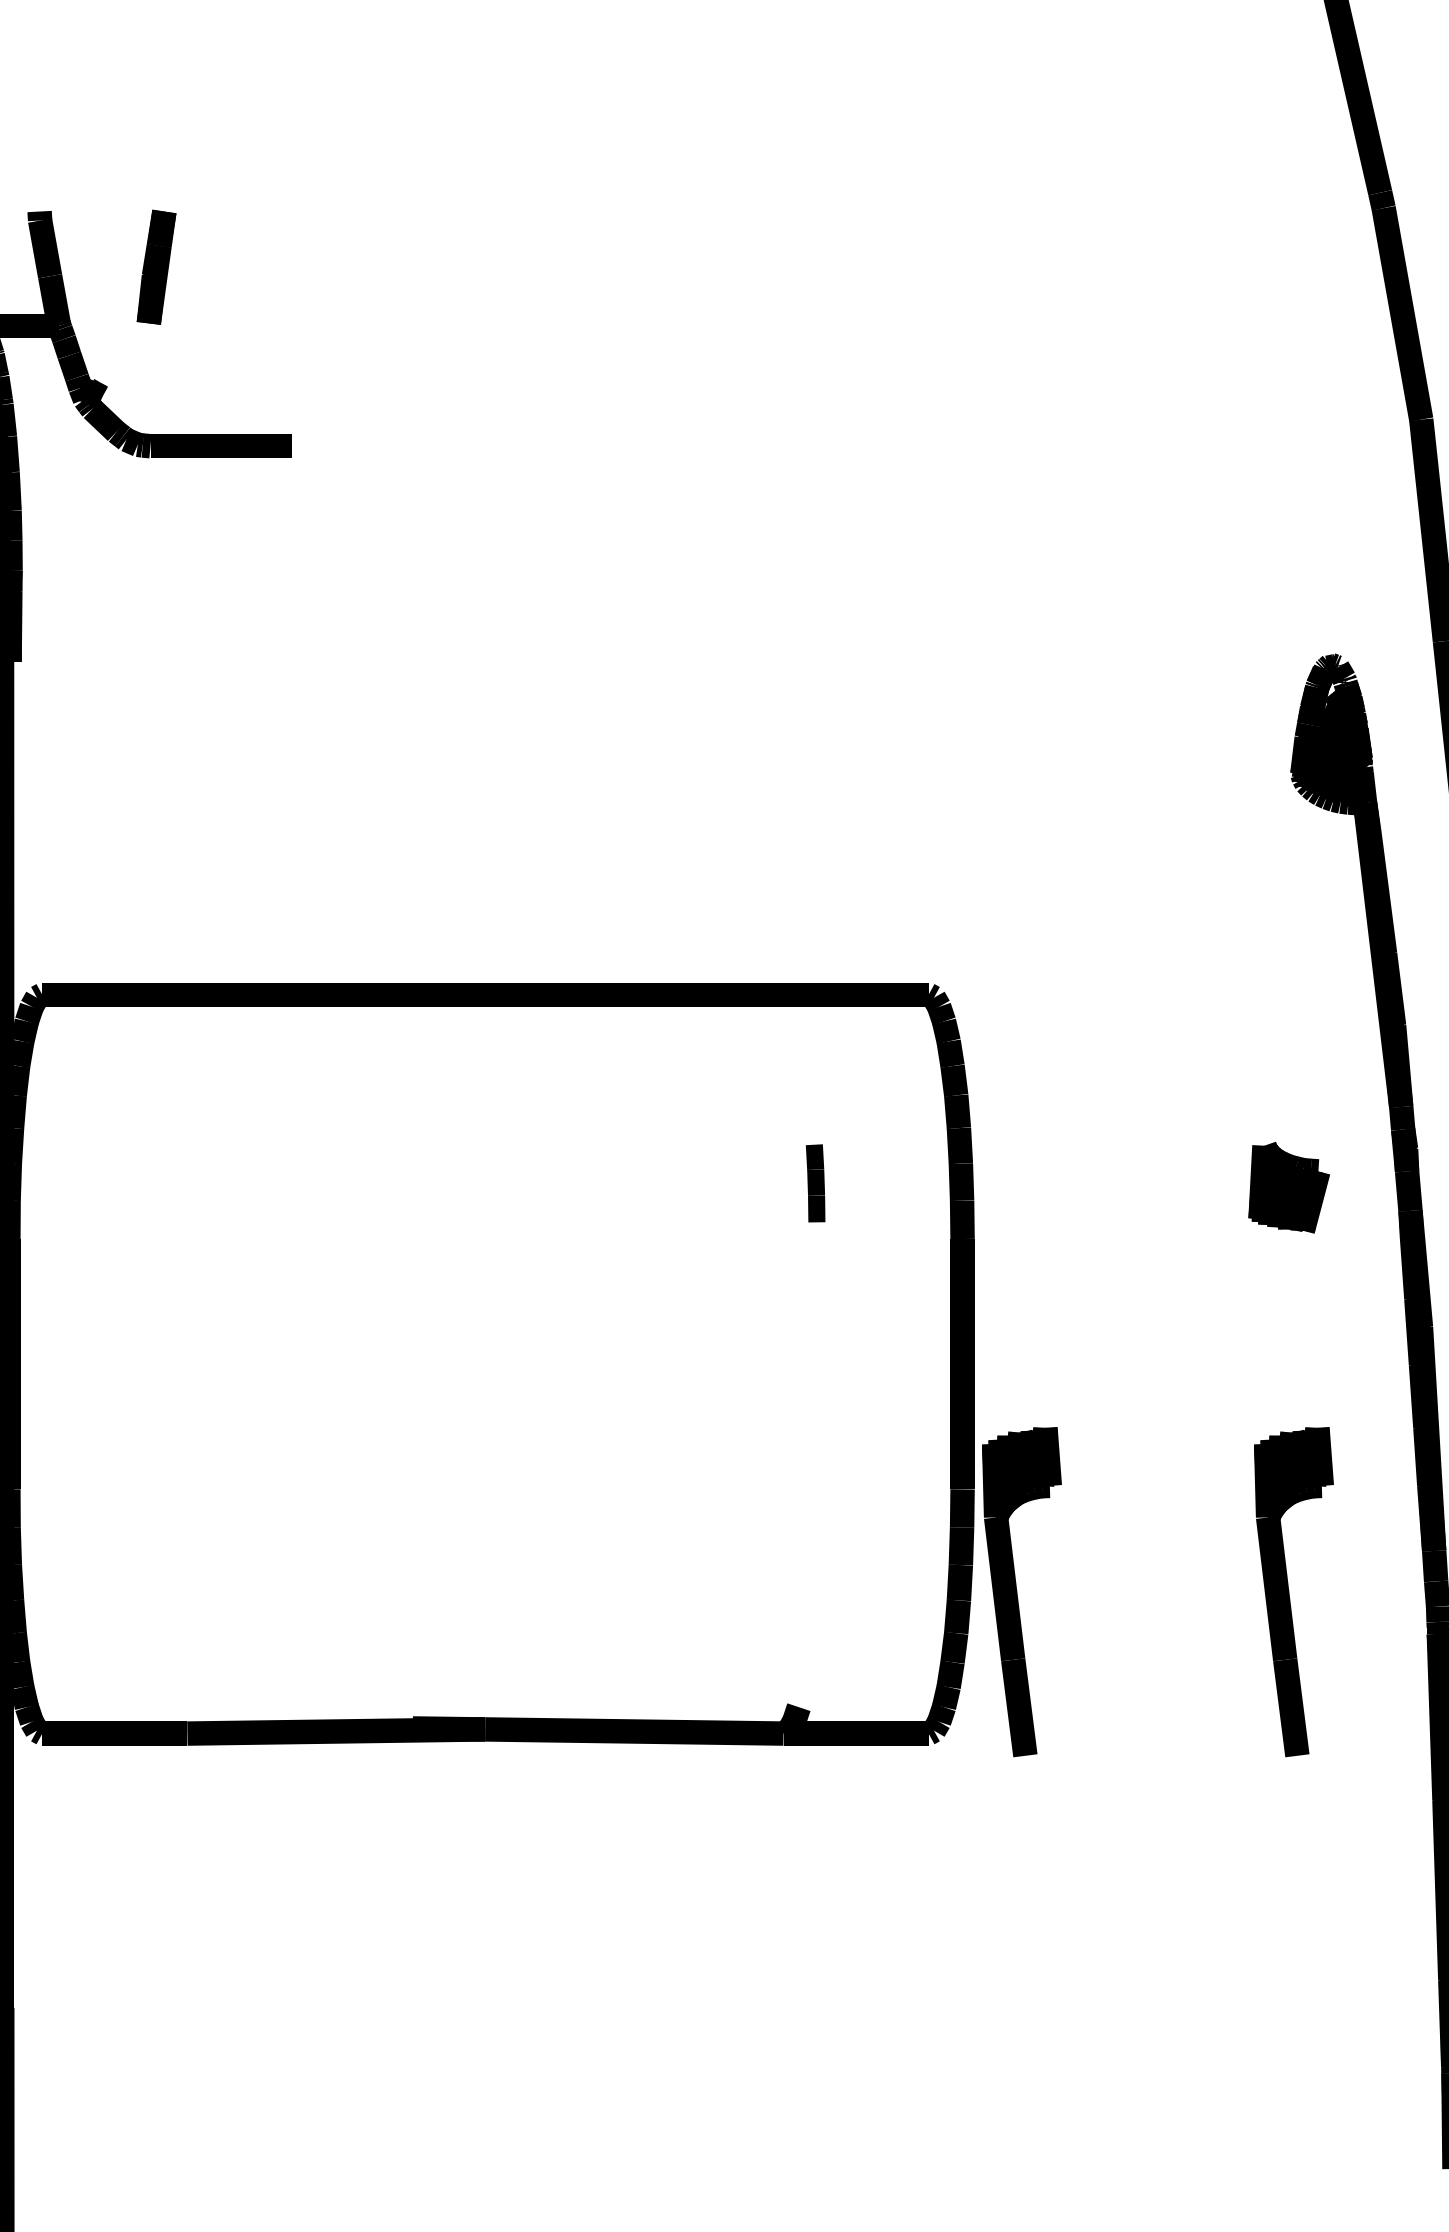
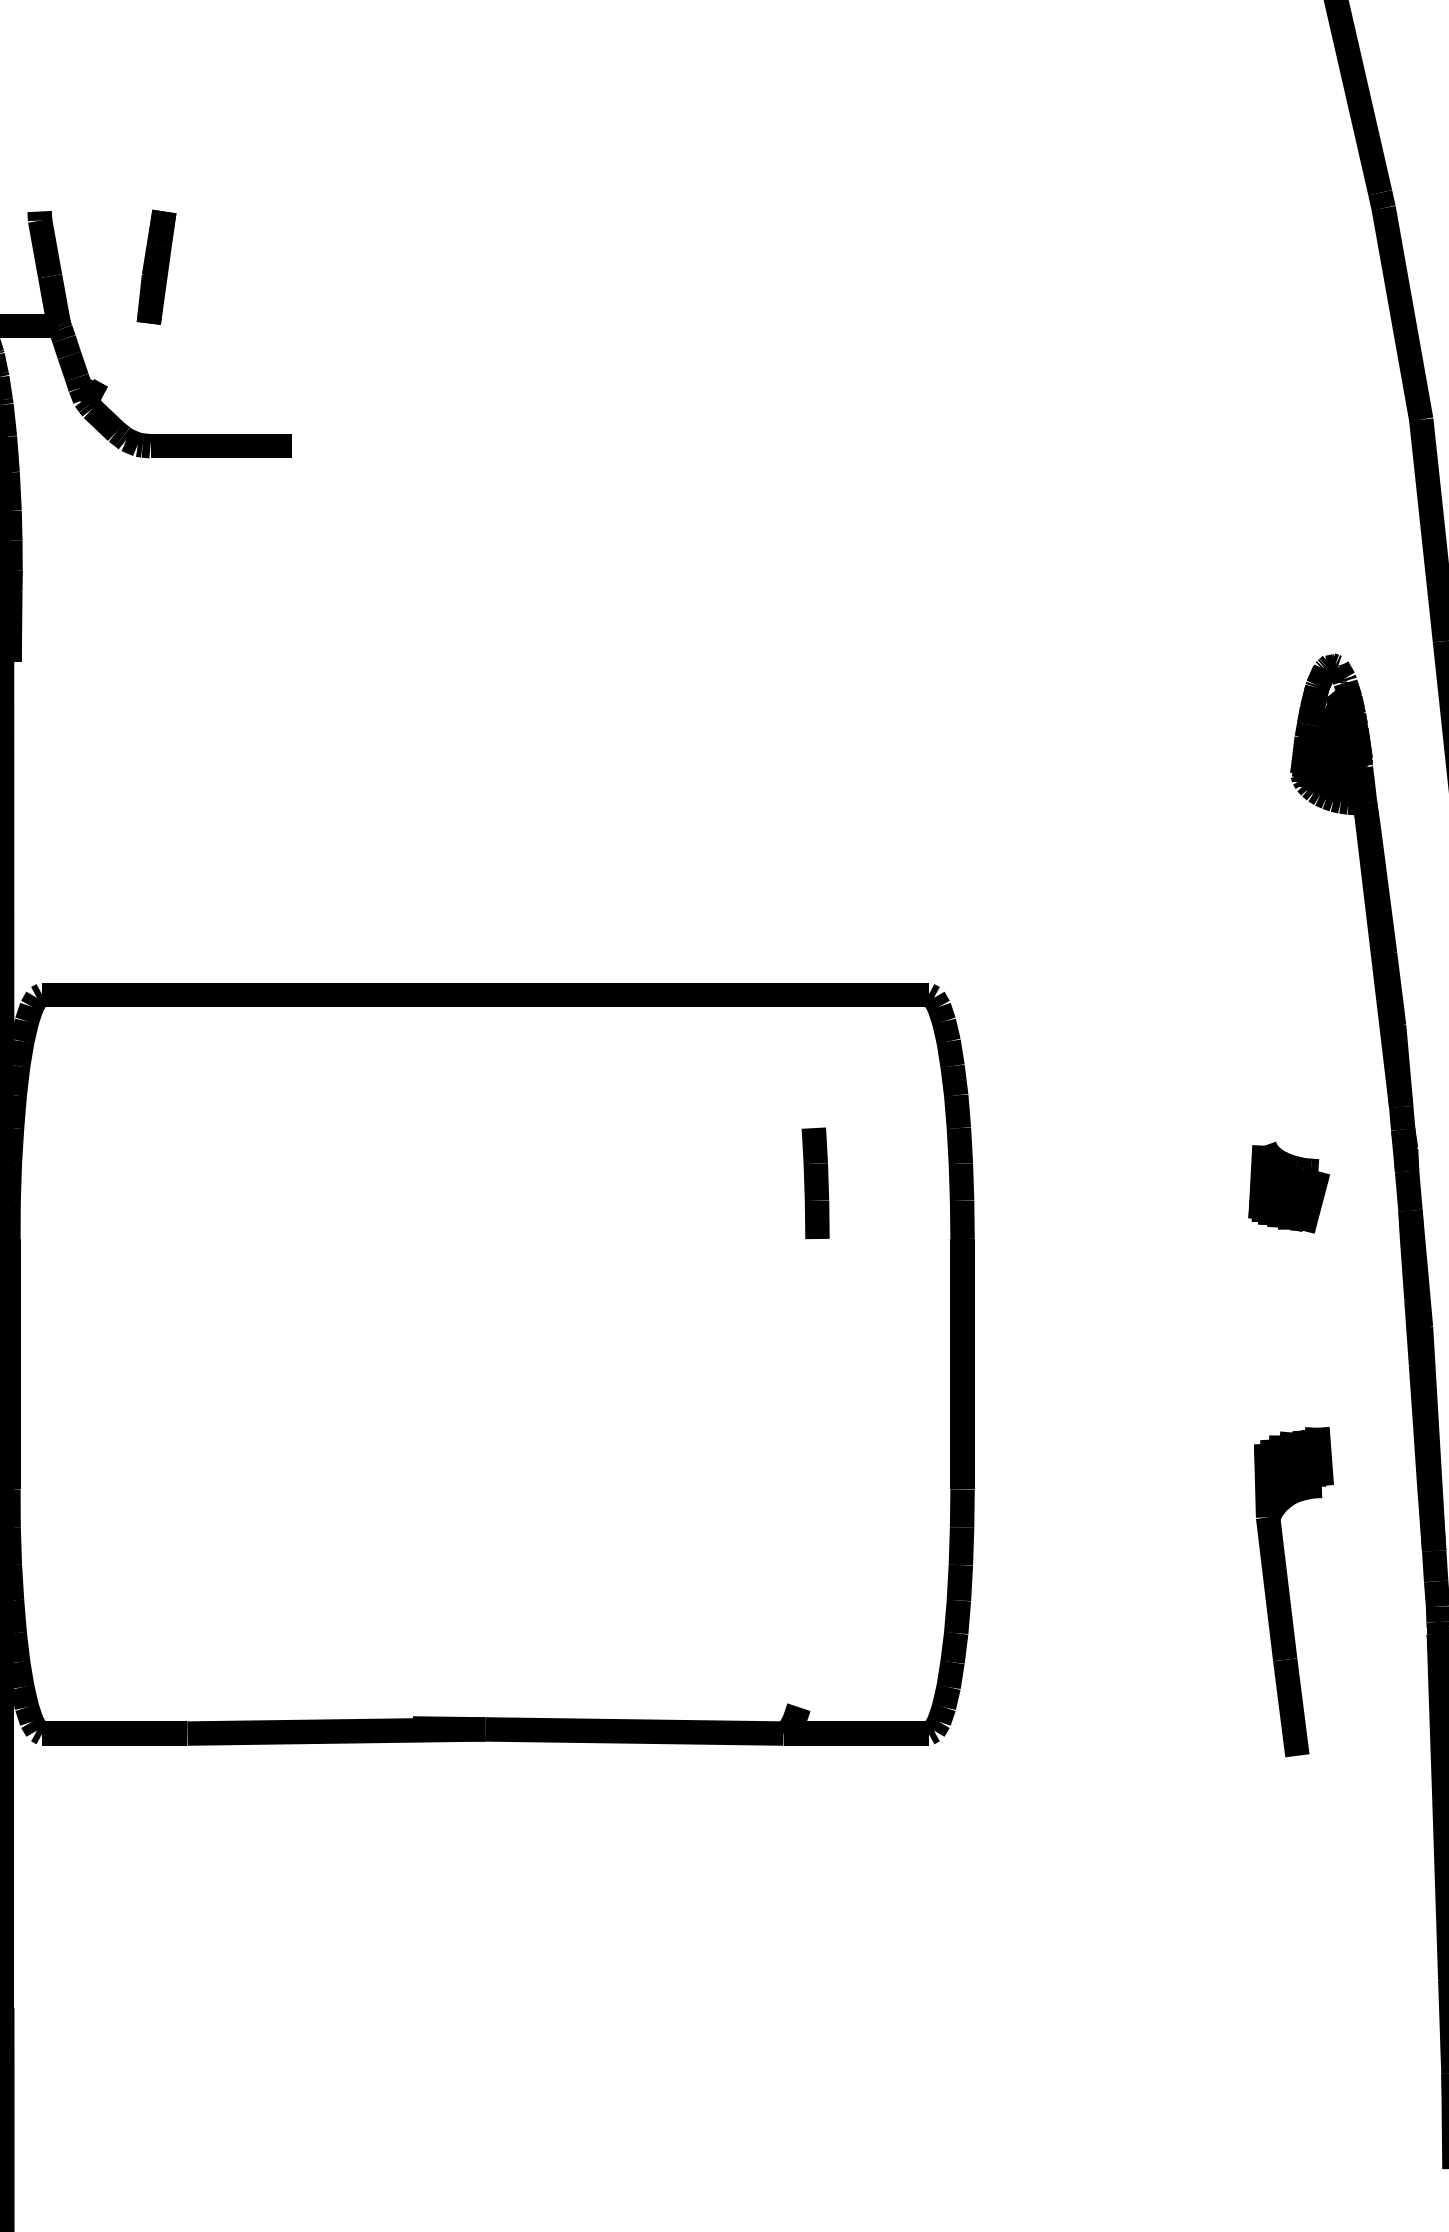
part size: 21x79 px -> 29x113 px (815, 1183)
part: present -> none (1021, 1592)
